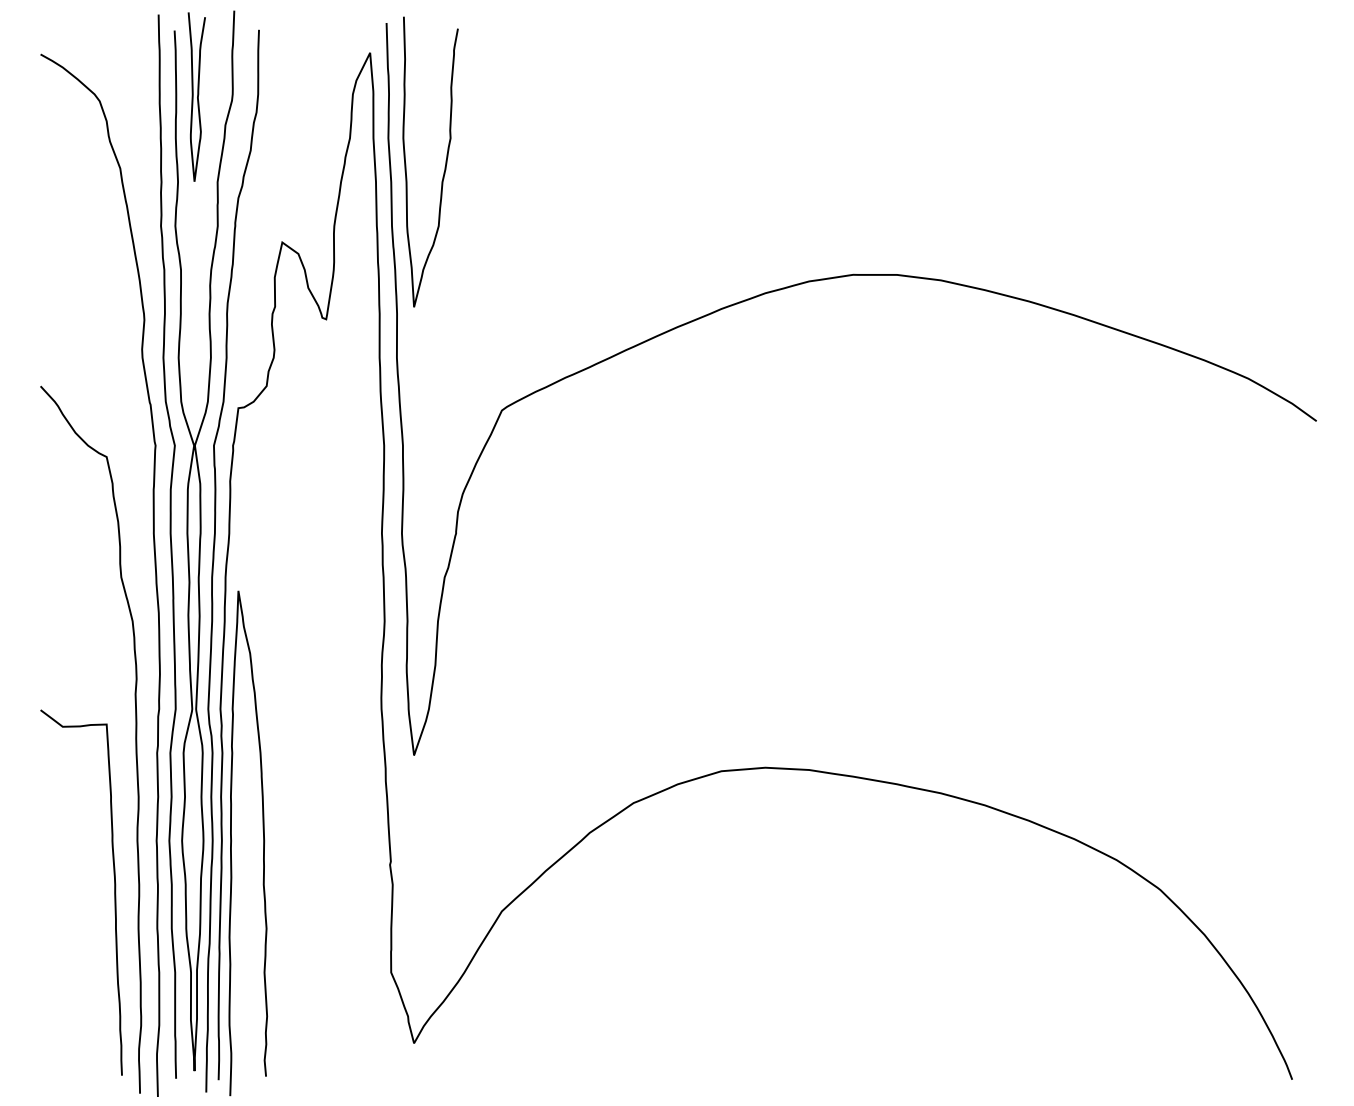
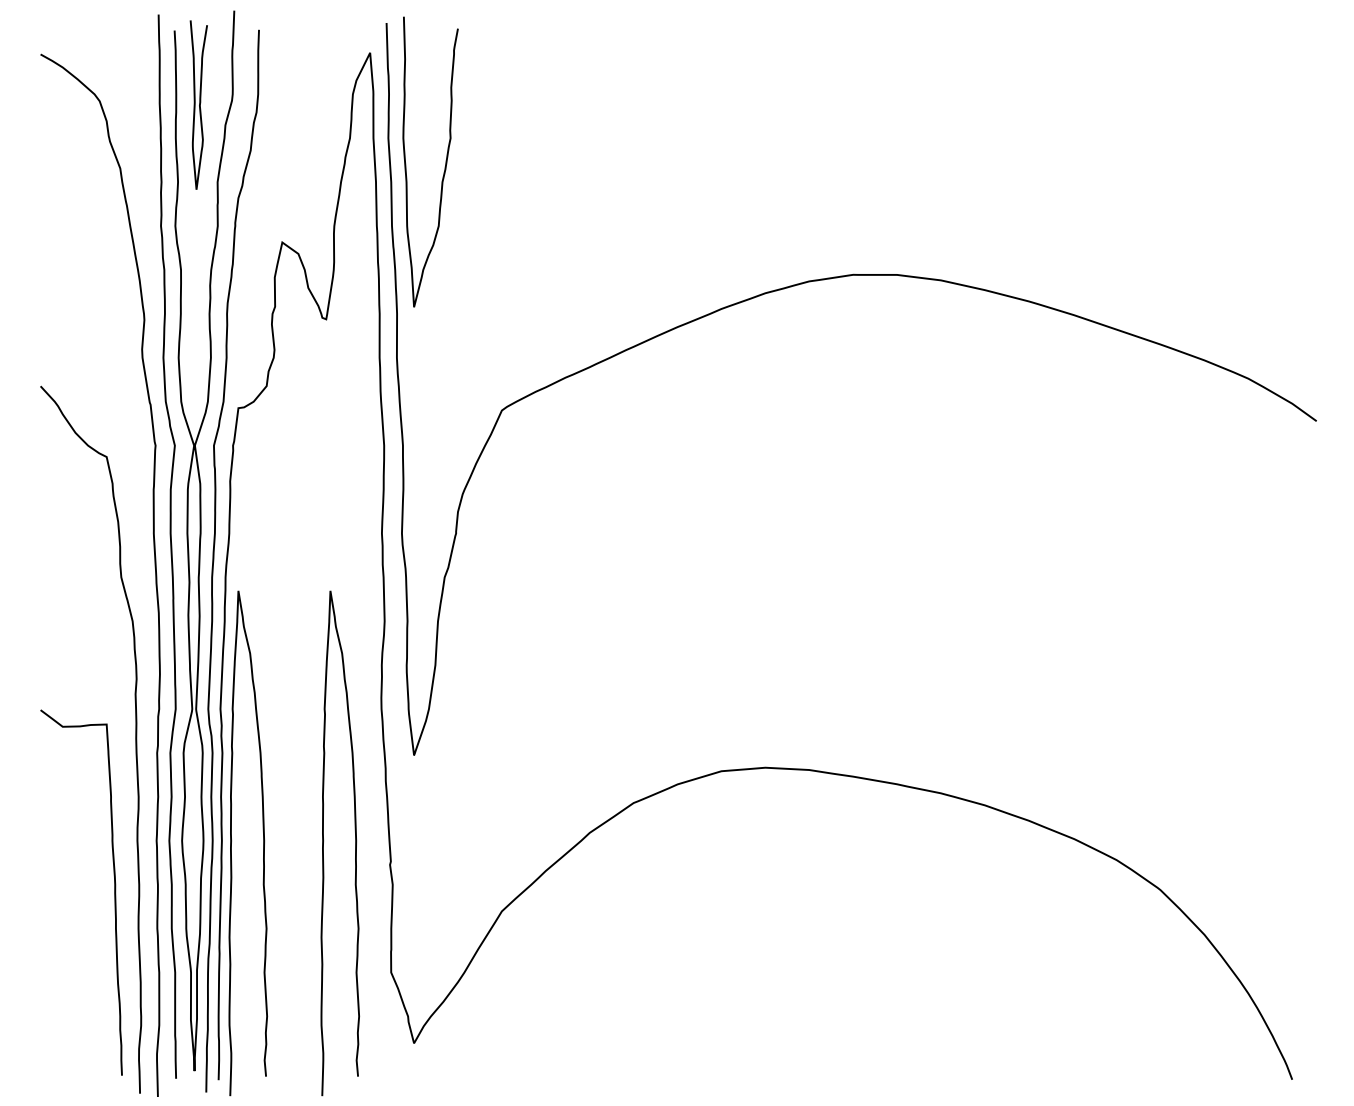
curve position: (197, 96) -> (199, 104) (199, 104)
curve: none -> present (323, 843)
